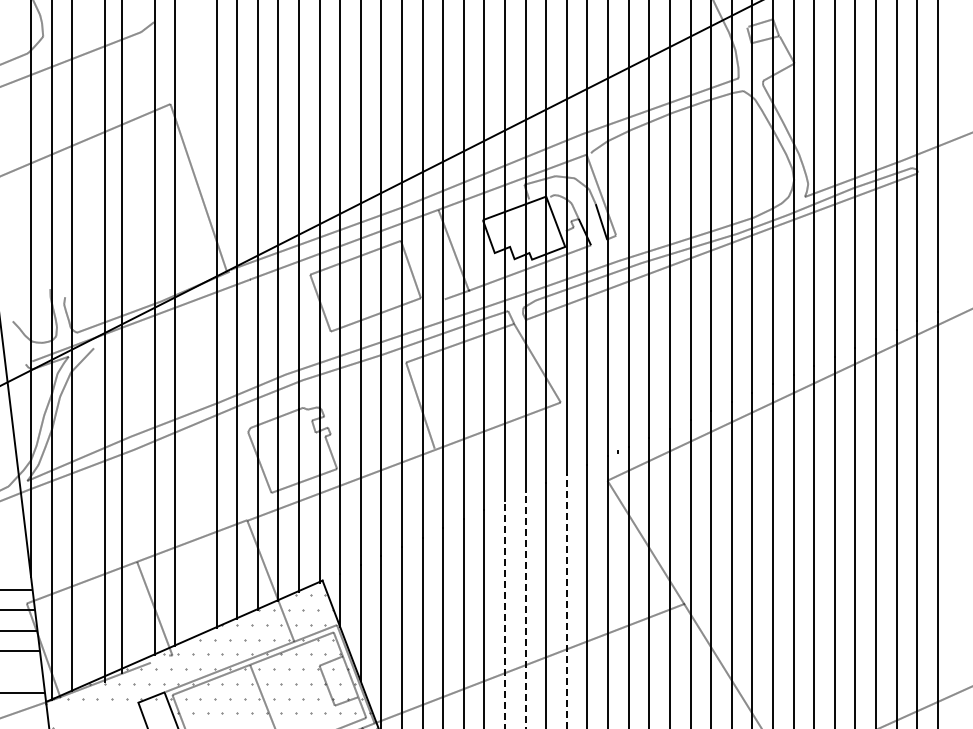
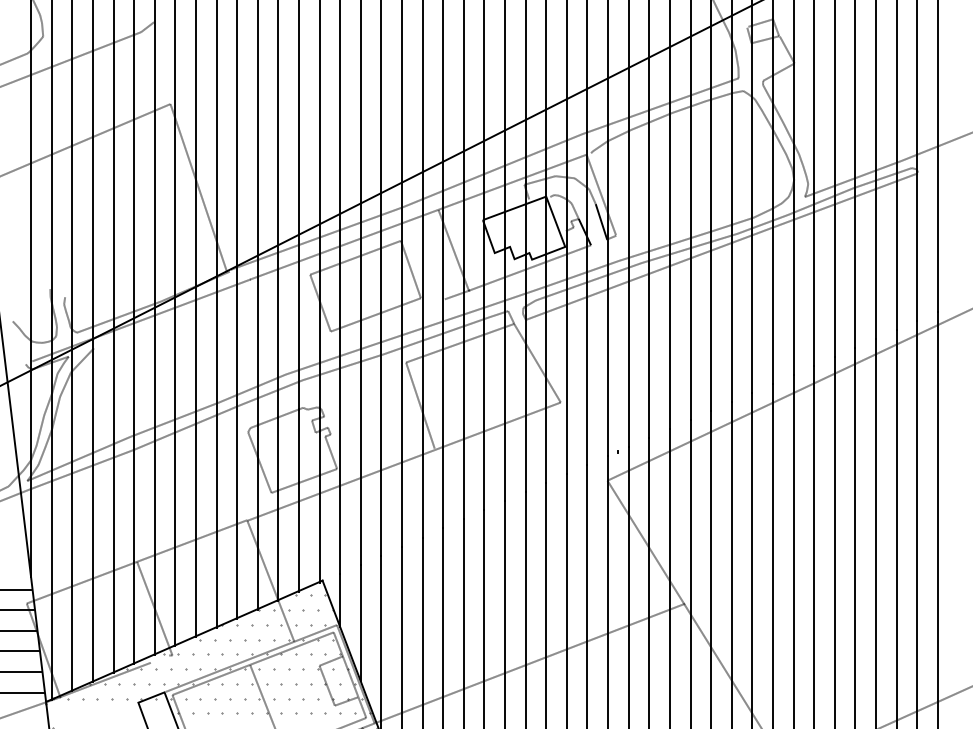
line: none -> present (195, 319)
line: none -> present (134, 332)
line position: (121, 337) -> (113, 337) (113, 337)
line position: (104, 341) -> (92, 341) (92, 341)
line: dashed -> solid (566, 601)
line: dashed -> solid (525, 610)
line: dashed -> solid (505, 614)
line: none -> present (21, 672)
